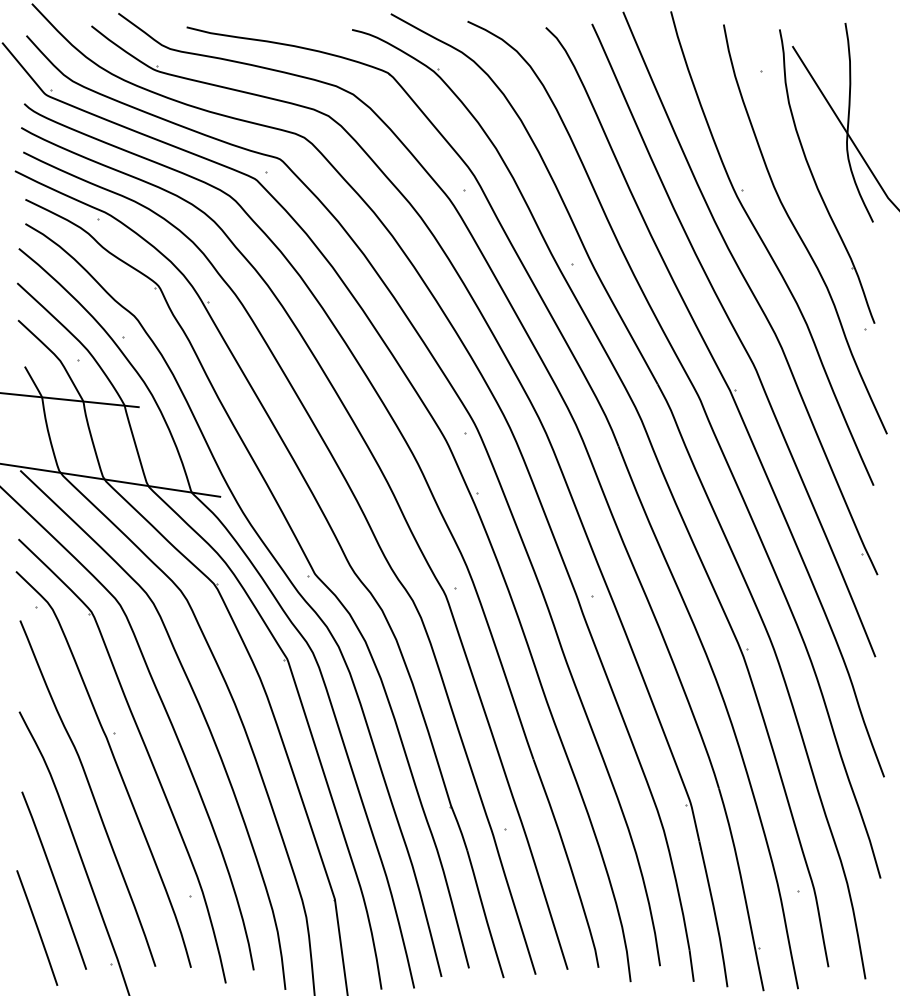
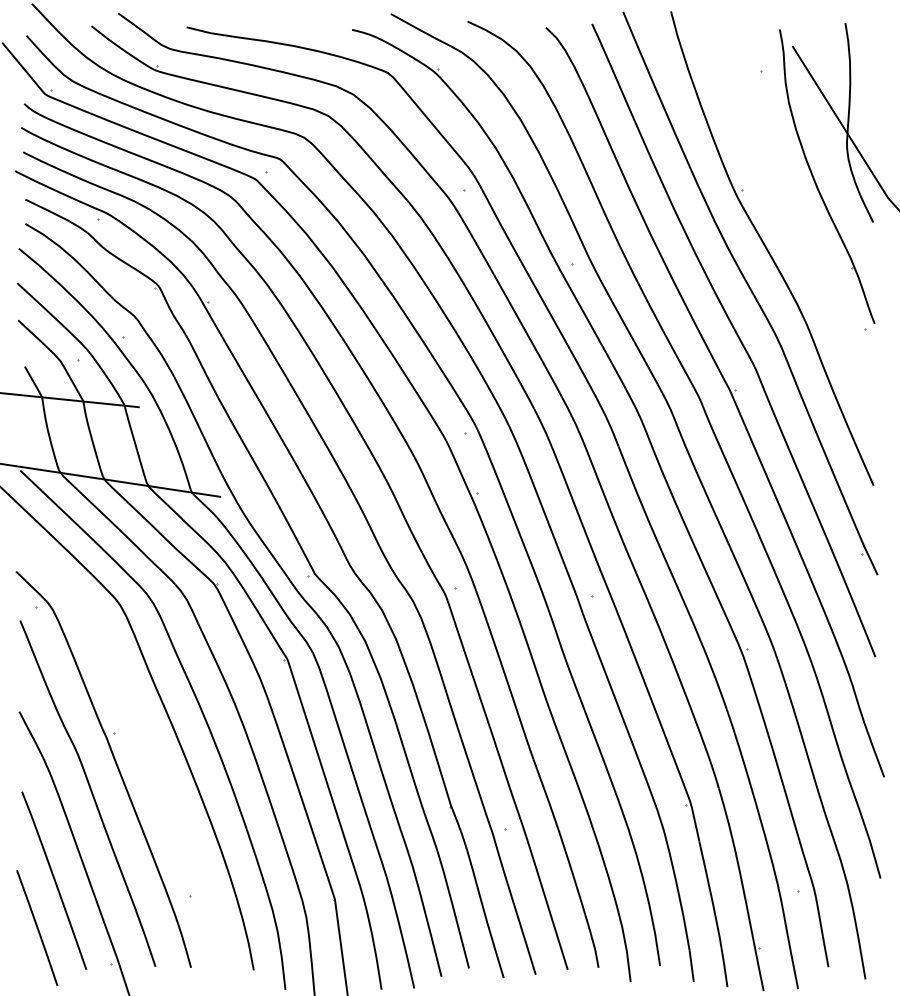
curve: present -> none (799, 233)
part: present -> none (146, 752)
